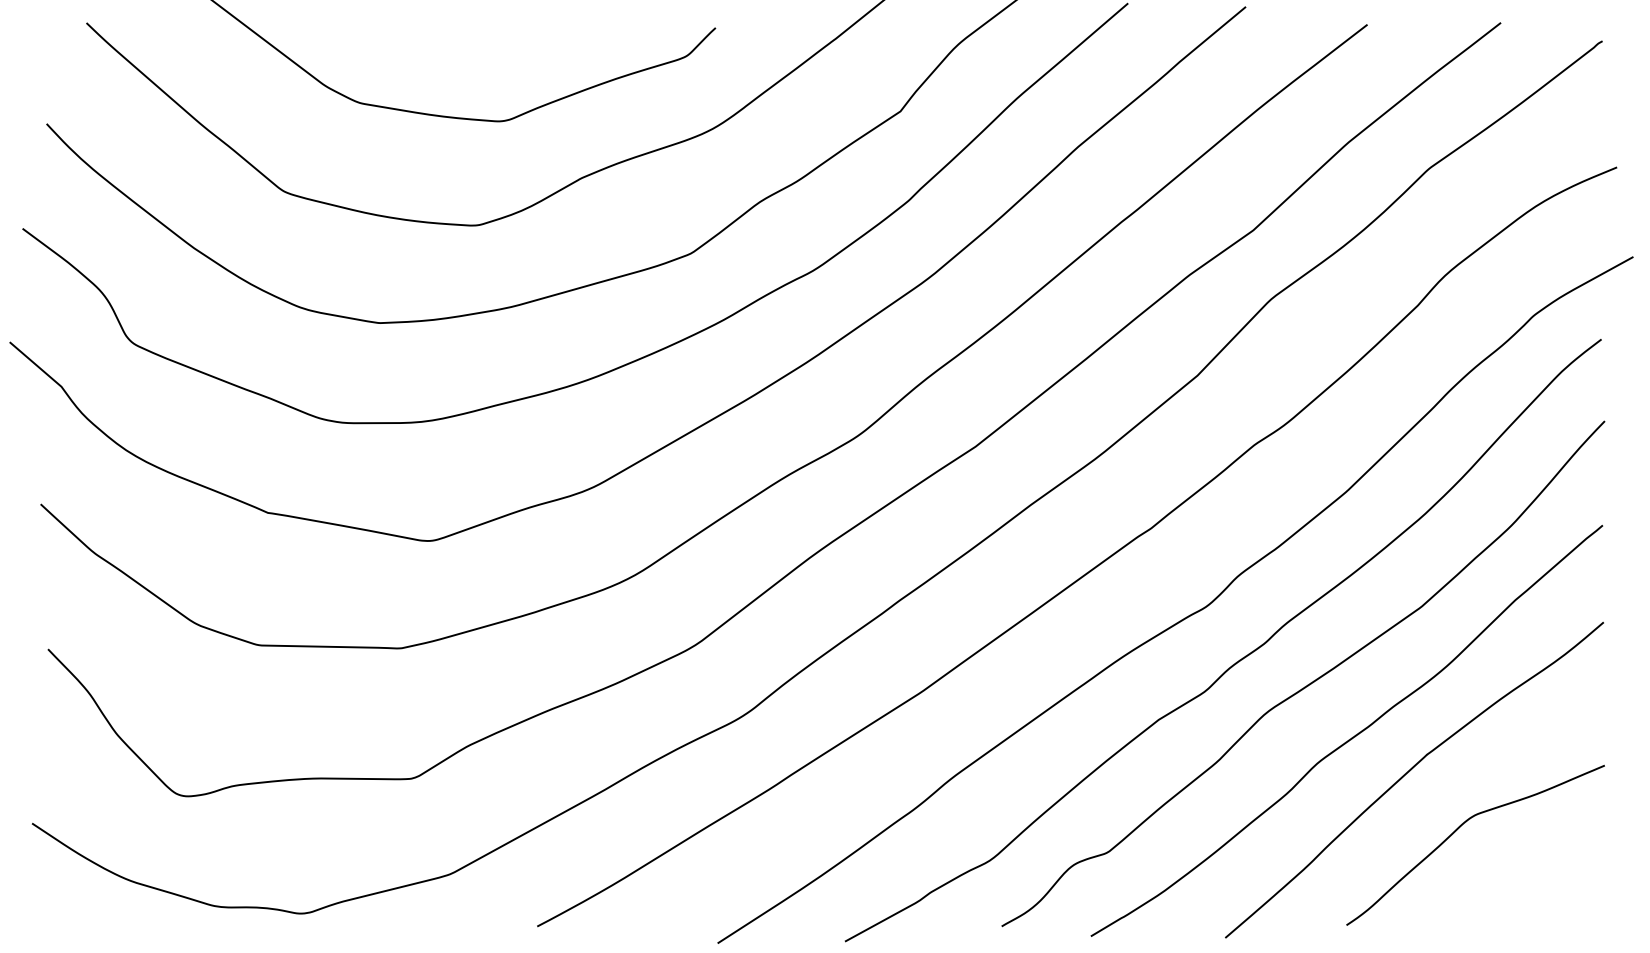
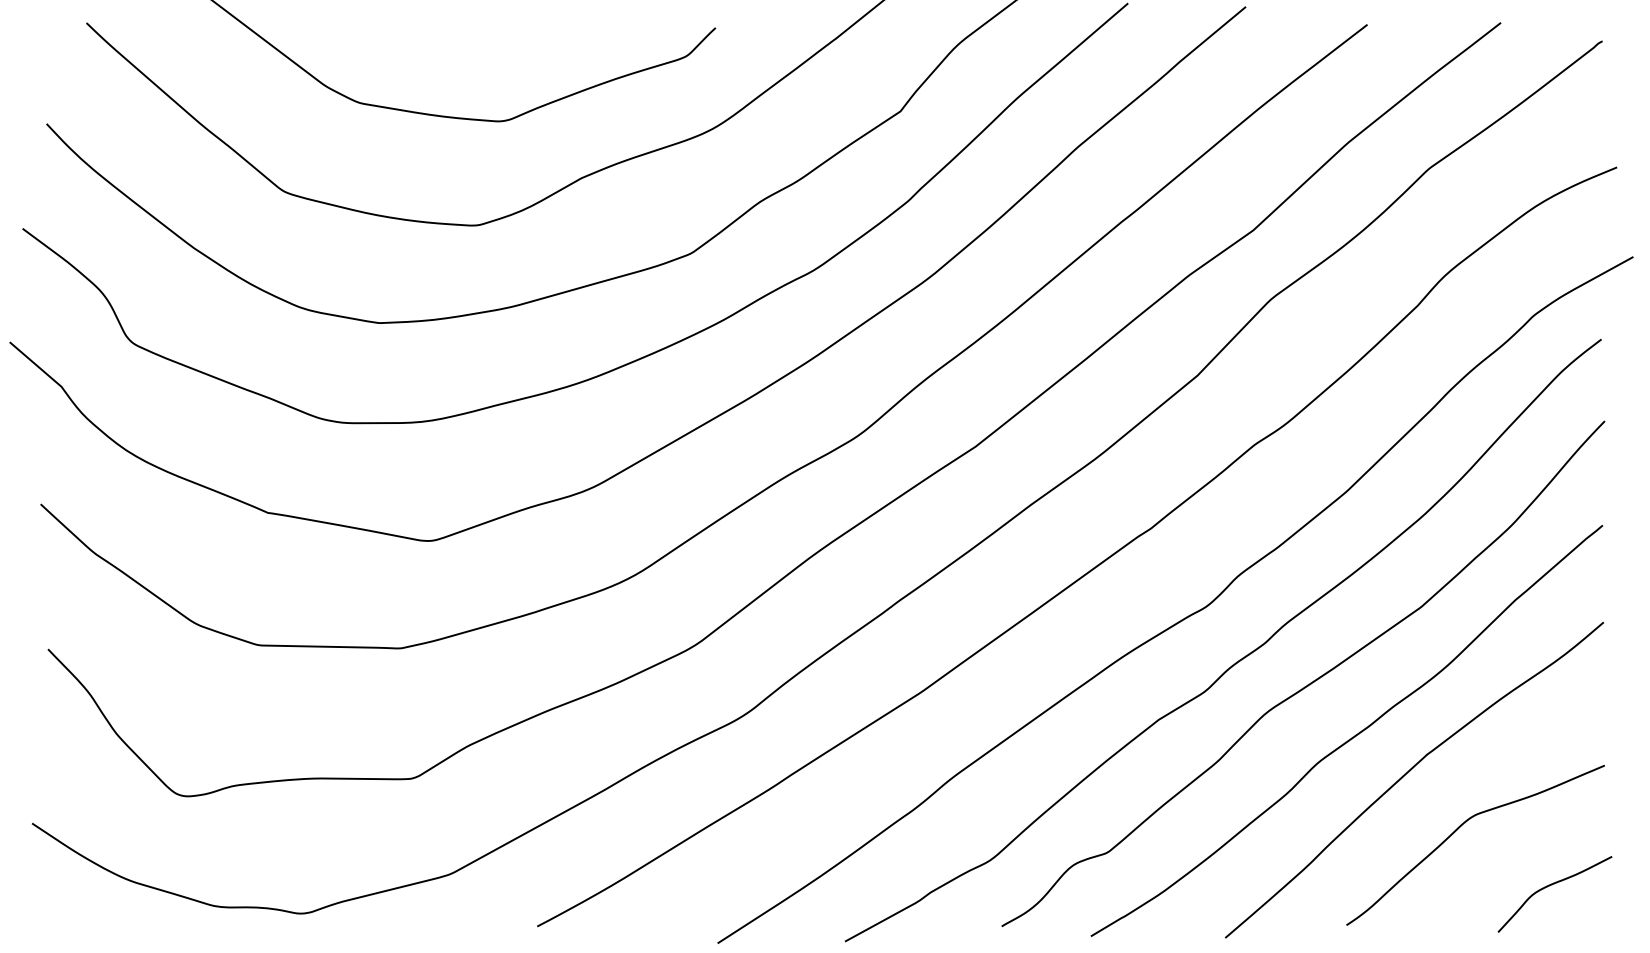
curve: none -> present (1552, 885)
